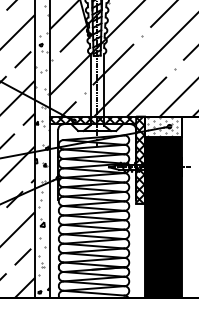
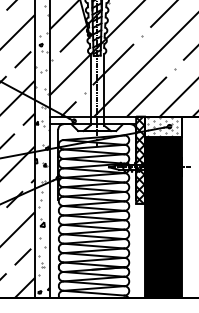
hatch: present -> none (92, 120)
